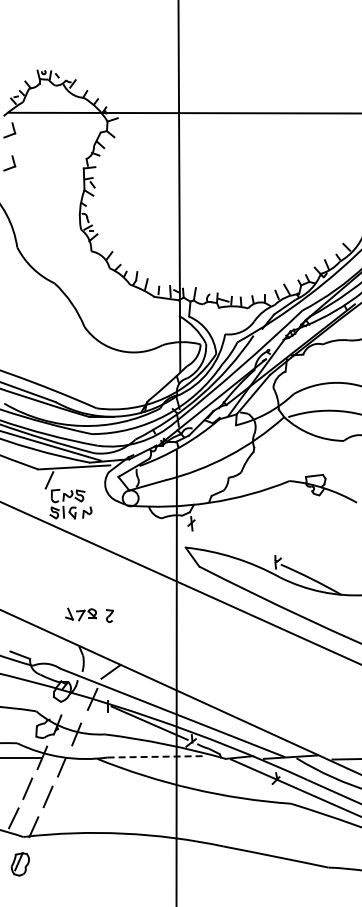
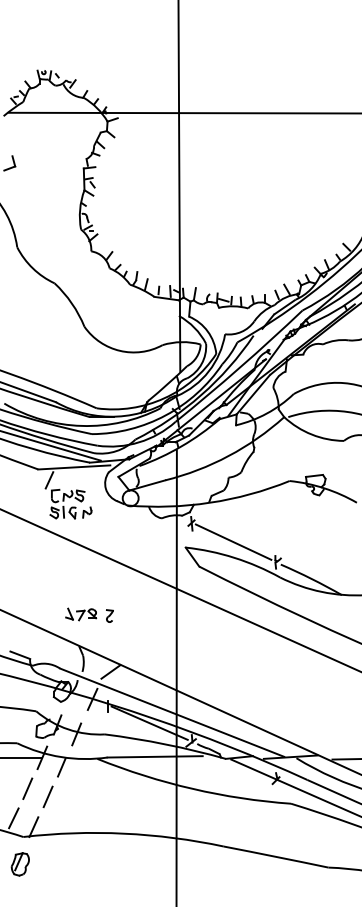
part: present -> none (9, 130)
line: none -> present (233, 541)
line position: (180, 583) -> (180, 590) (180, 590)
line: dashed -> solid (155, 756)
